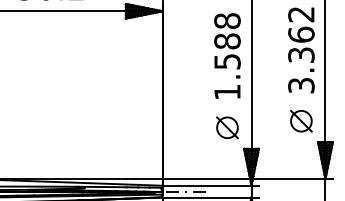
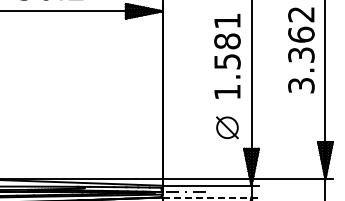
text: 1.588 -> 1.581 (227, 20)
part: present -> none (301, 120)
line: solid -> dashed (211, 197)
